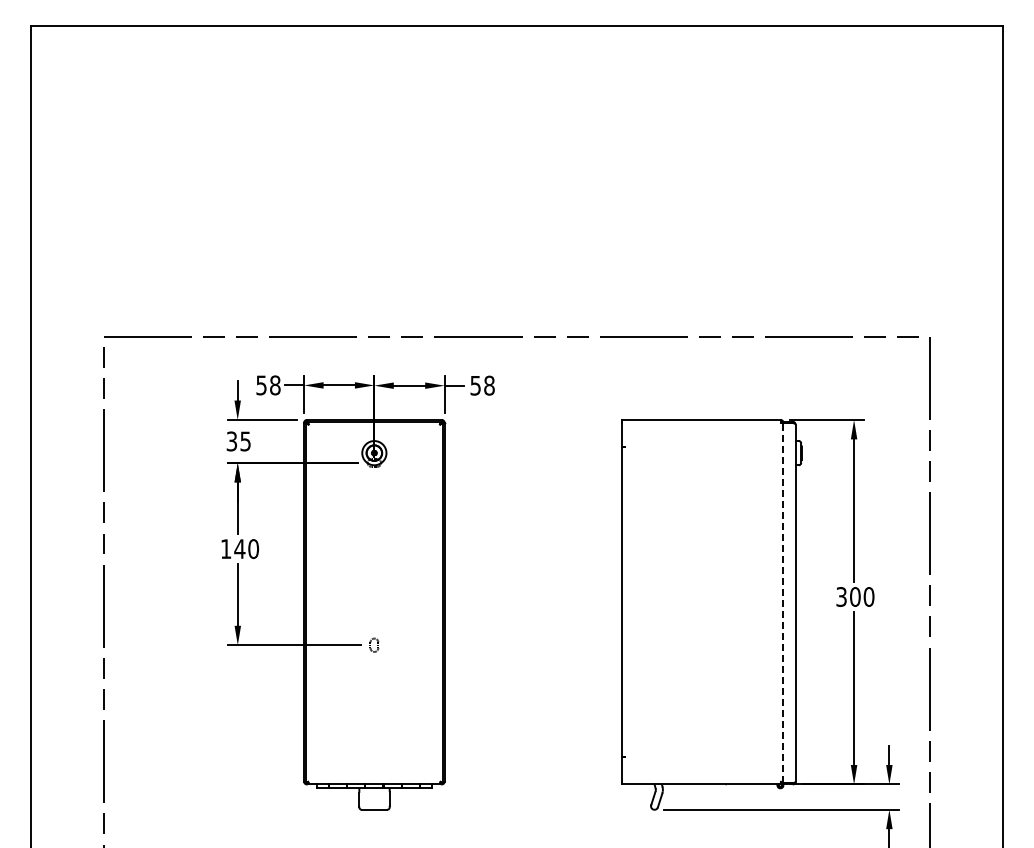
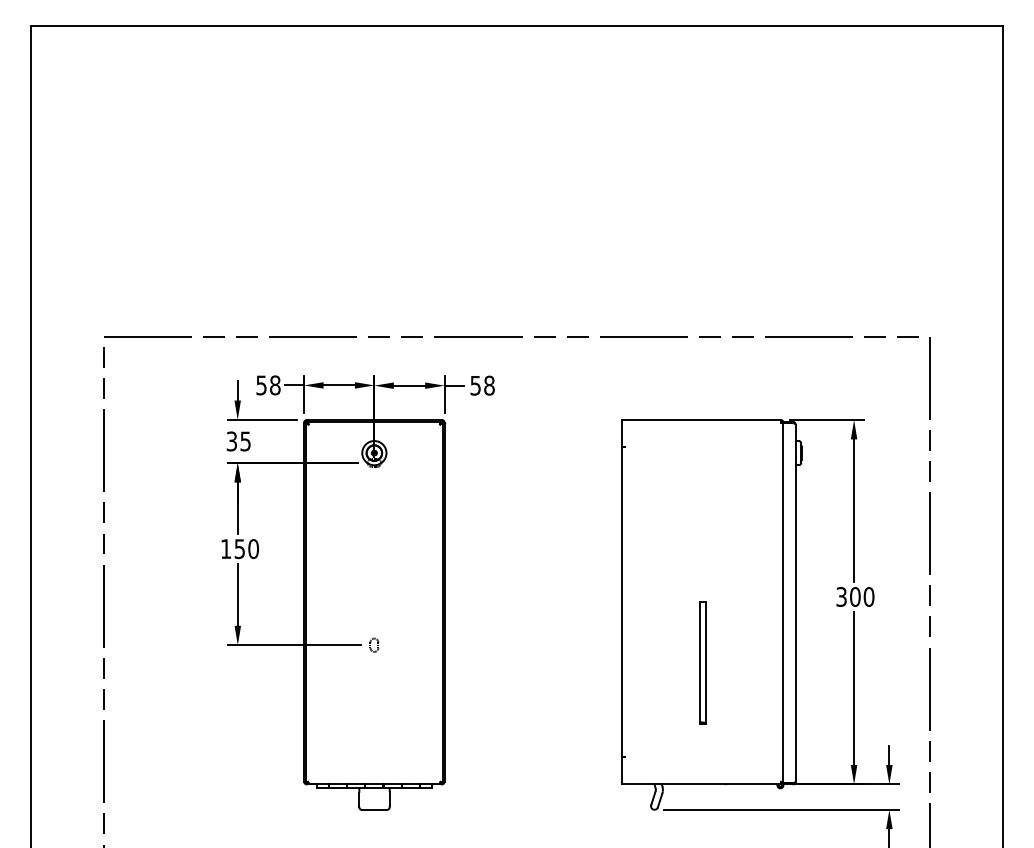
text: 140 -> 150 (239, 549)
line: dashed -> solid (783, 602)
part: none -> present (702, 662)
